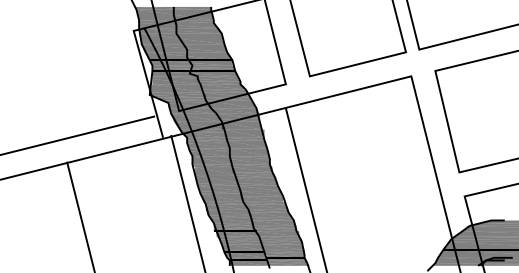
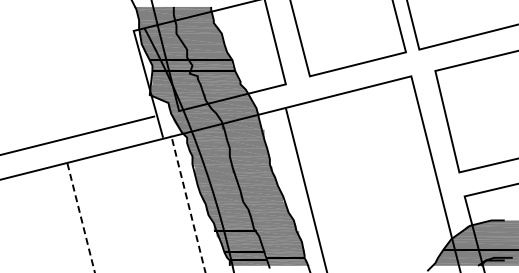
line: solid -> dashed (188, 203)
line: solid -> dashed (80, 216)
